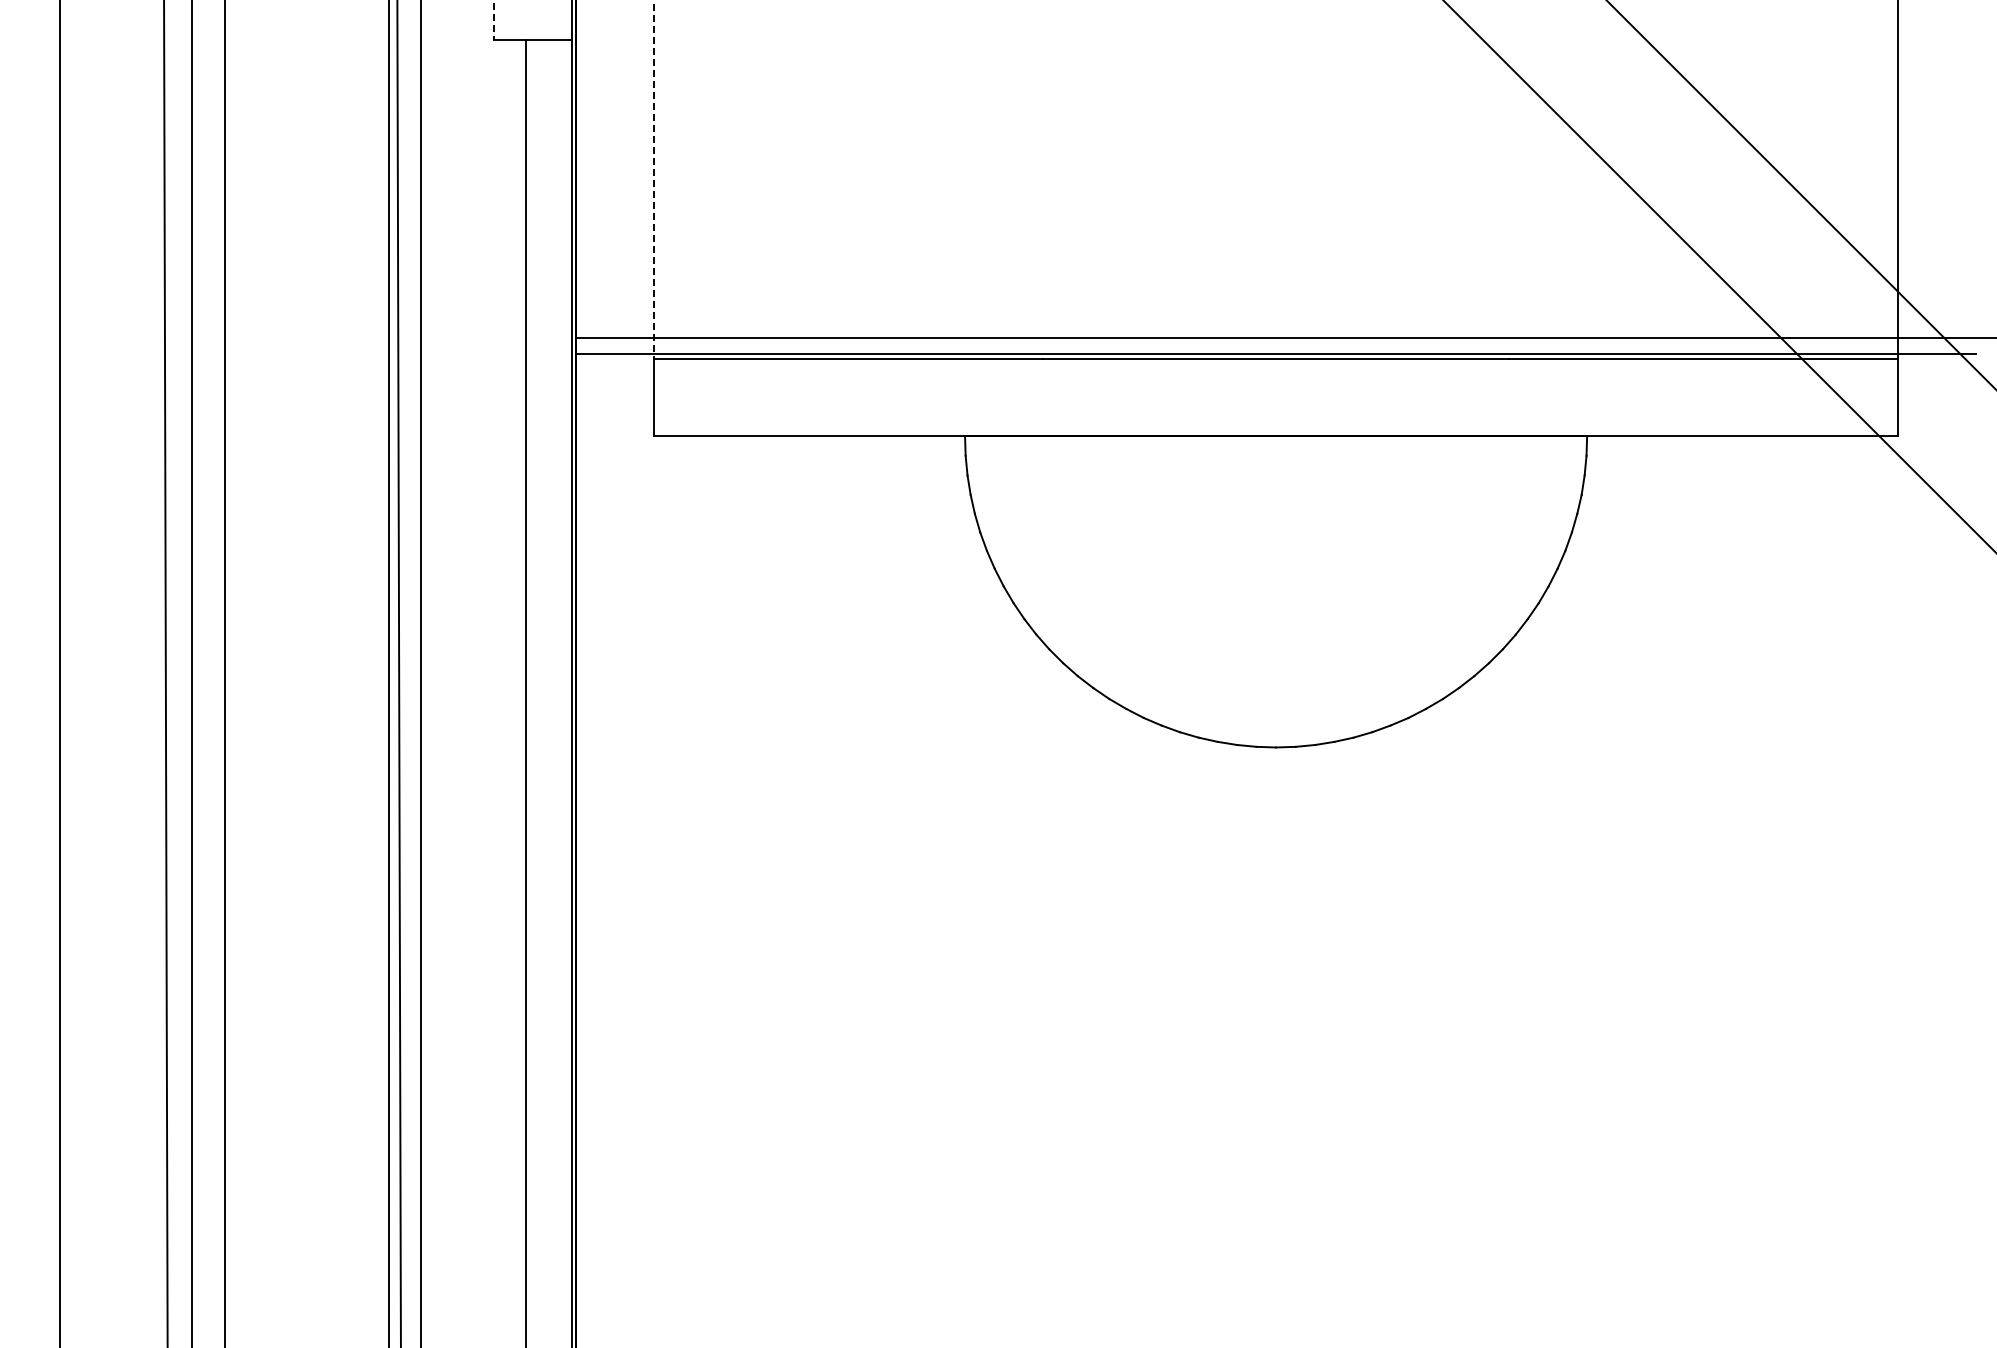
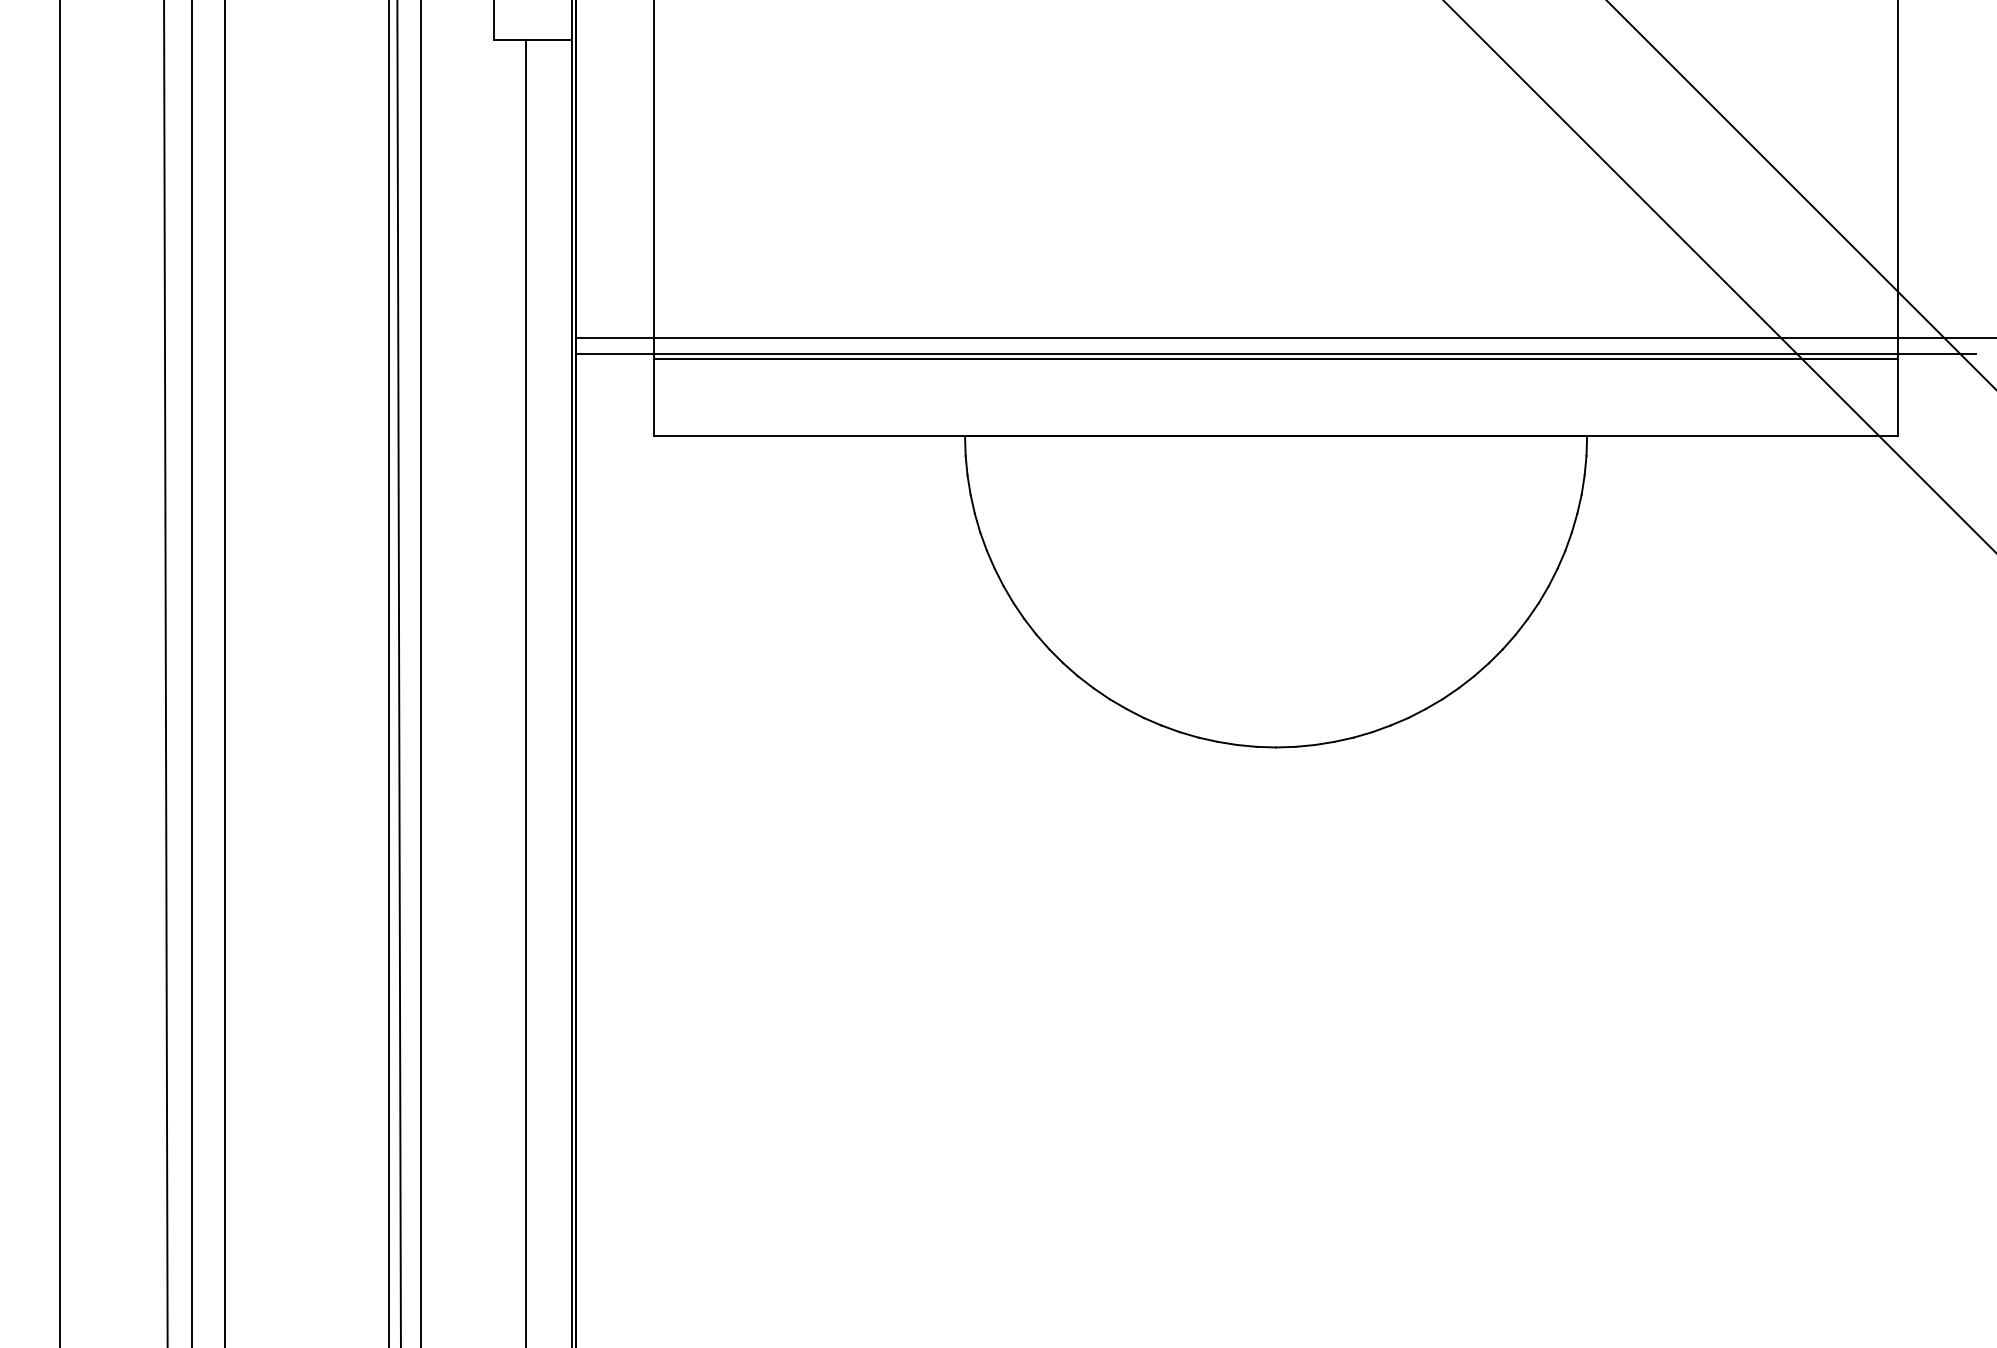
line: dashed -> solid (493, 20)
line: dashed -> solid (654, 179)
